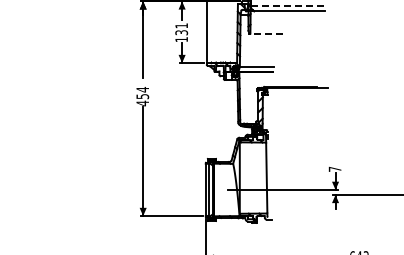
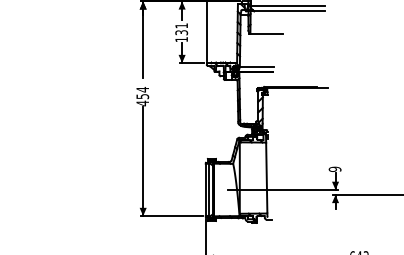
line: dashed -> solid (288, 6)
line: dashed -> solid (266, 33)
text: 7 -> 9 (334, 168)
